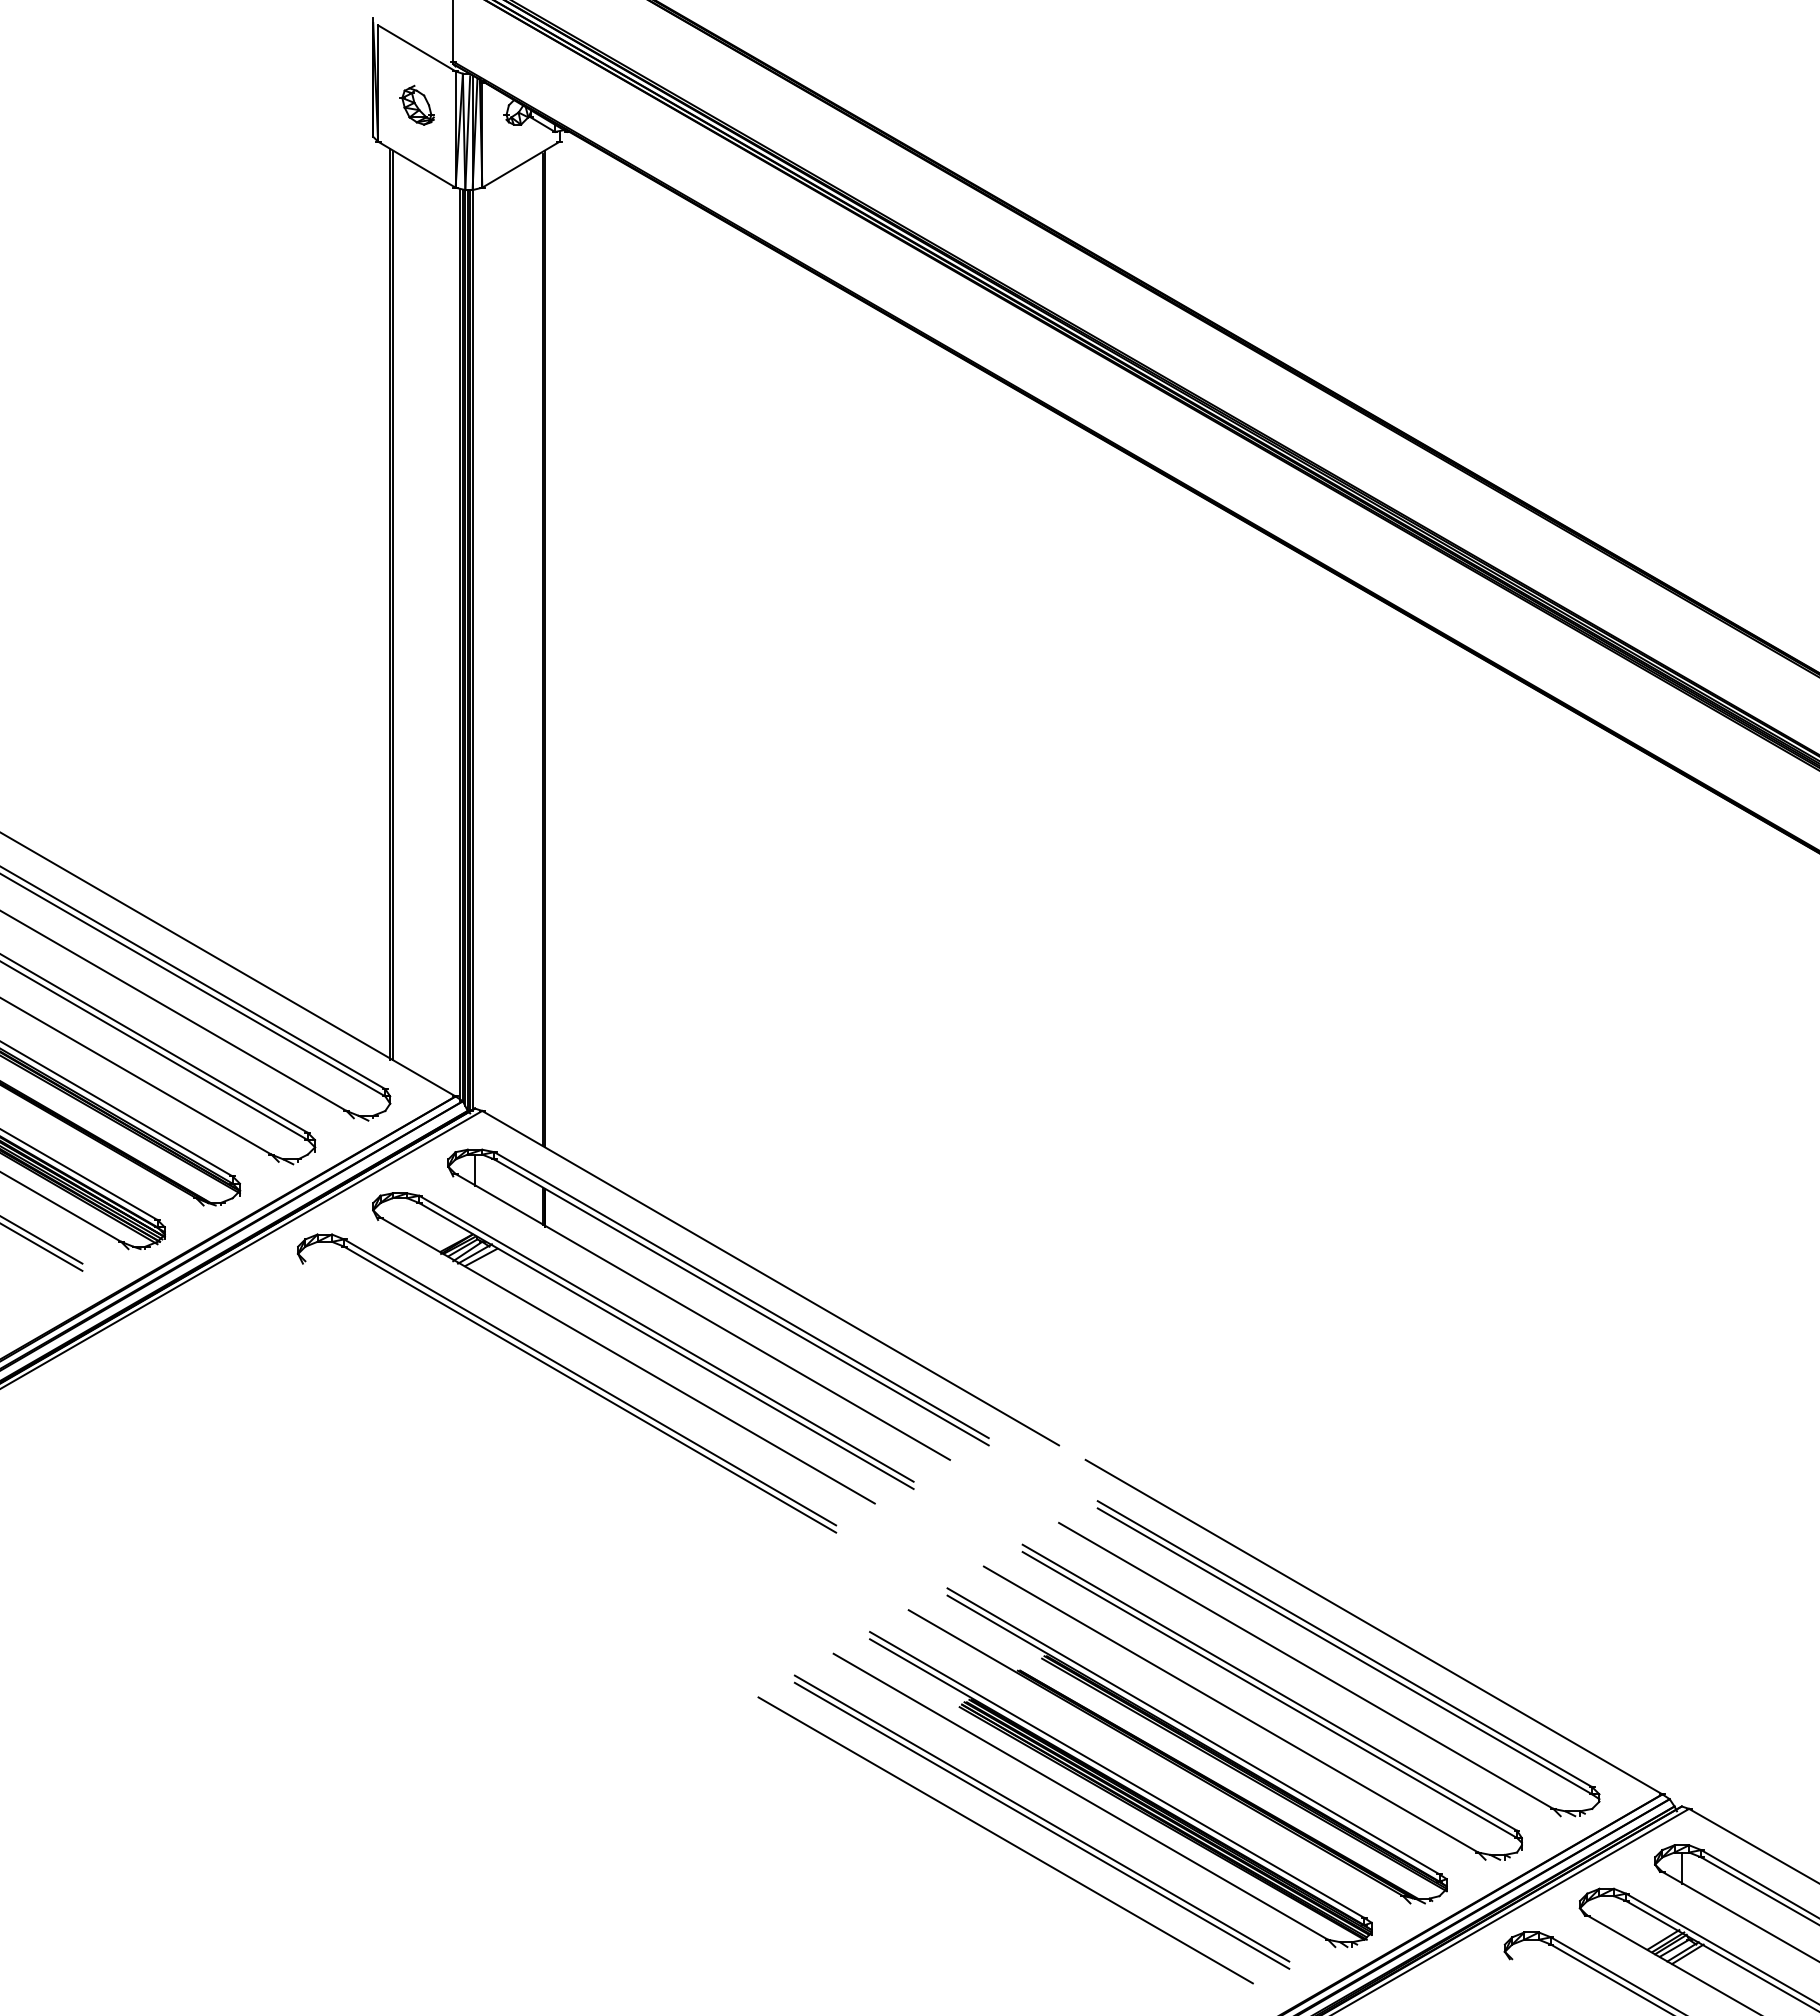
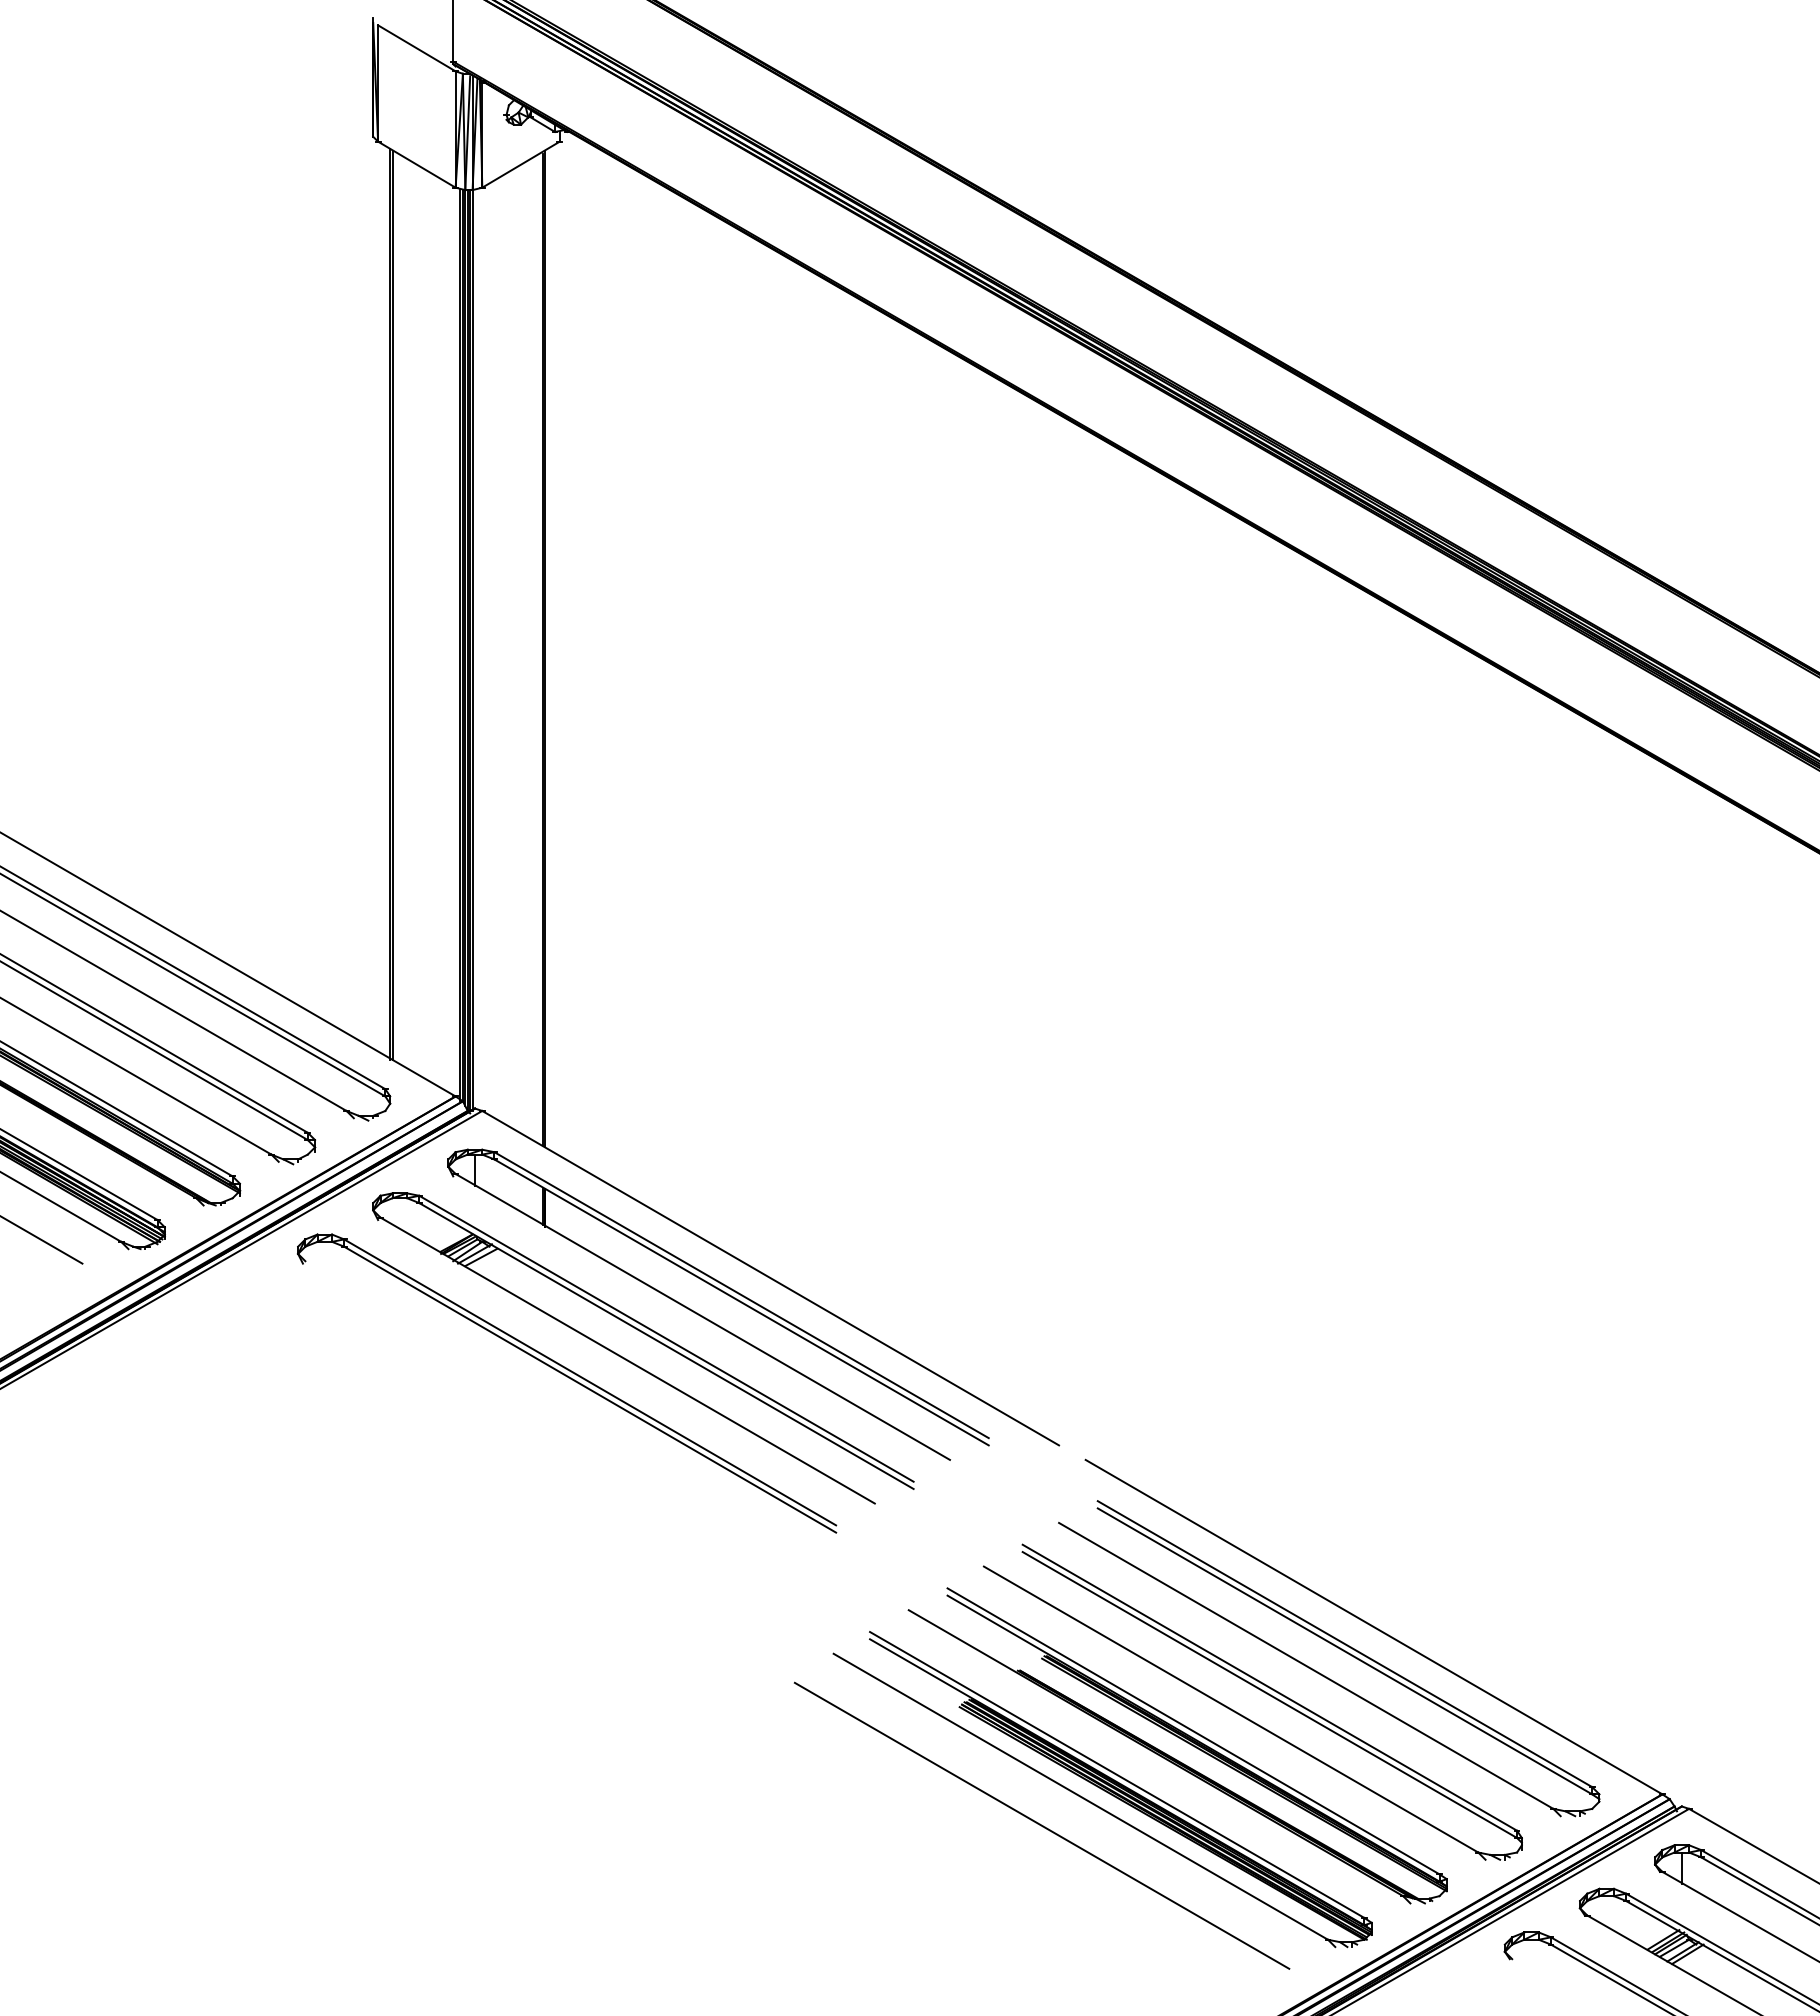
part: present -> none (416, 104)
line: present -> none (42, 1247)
line: present -> none (1041, 1818)
line: present -> none (1005, 1840)
